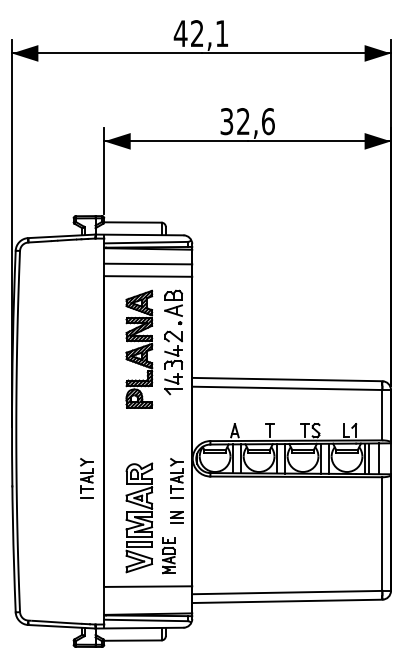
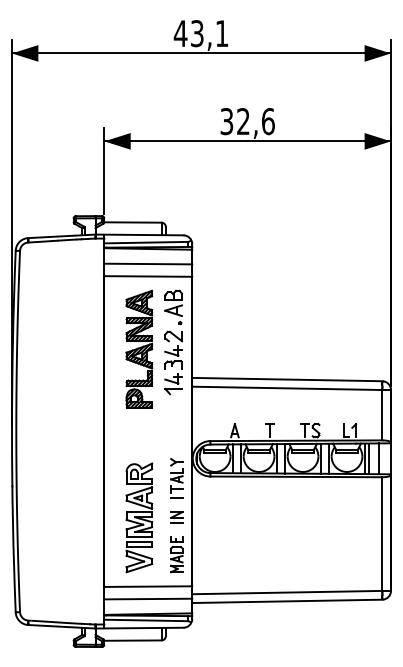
text: 42,1 -> 43,1 (197, 33)
part: present -> none (86, 478)
part position: (168, 555) -> (176, 554) (176, 554)
line: none -> present (148, 598)
